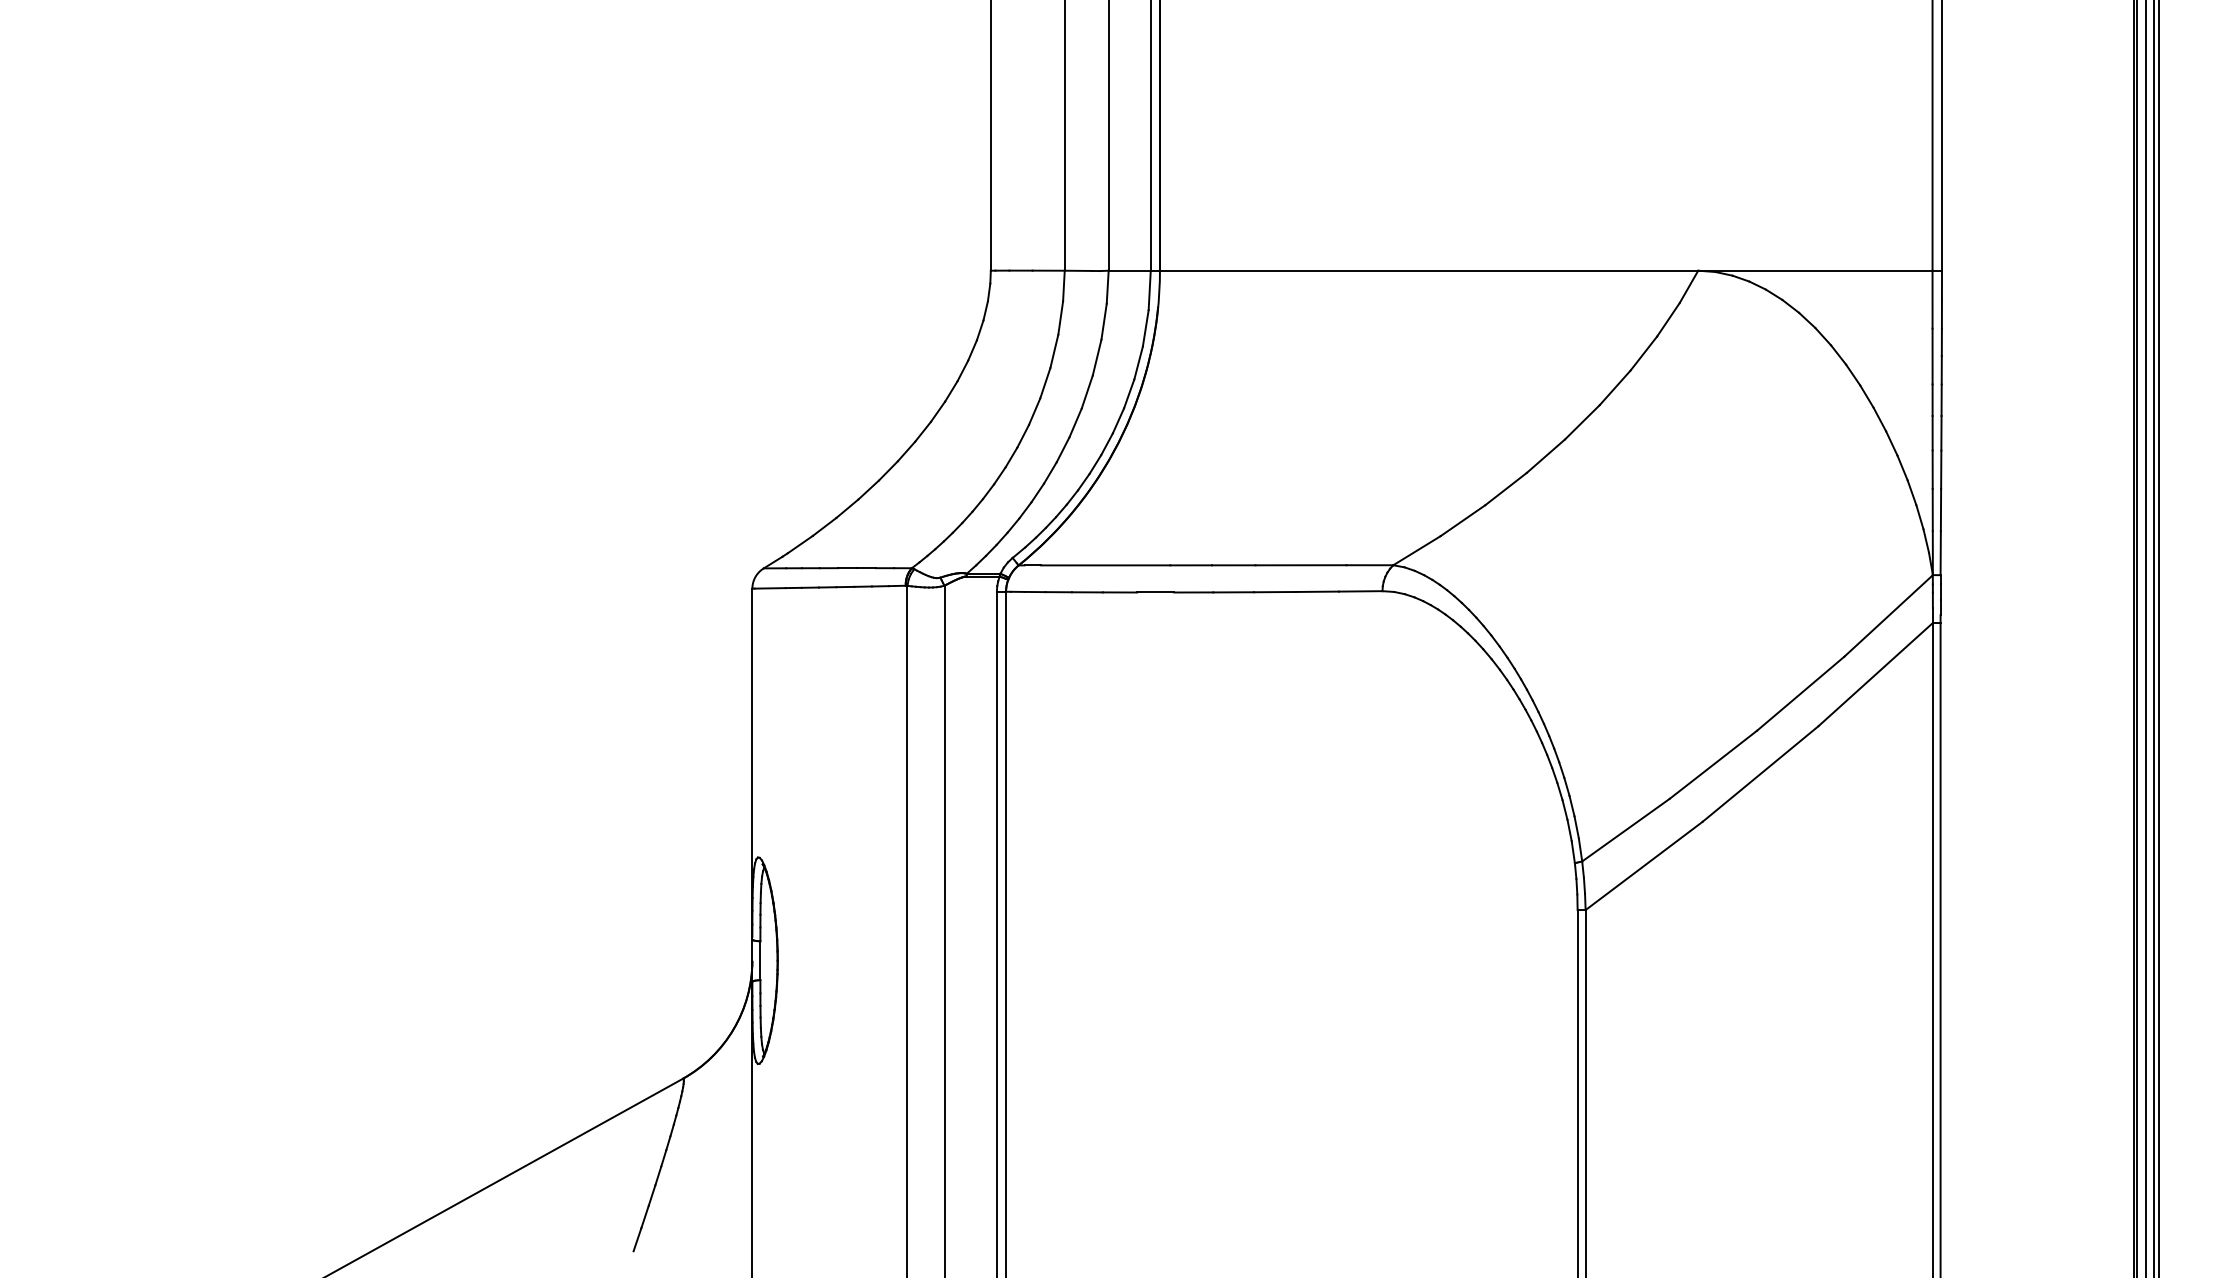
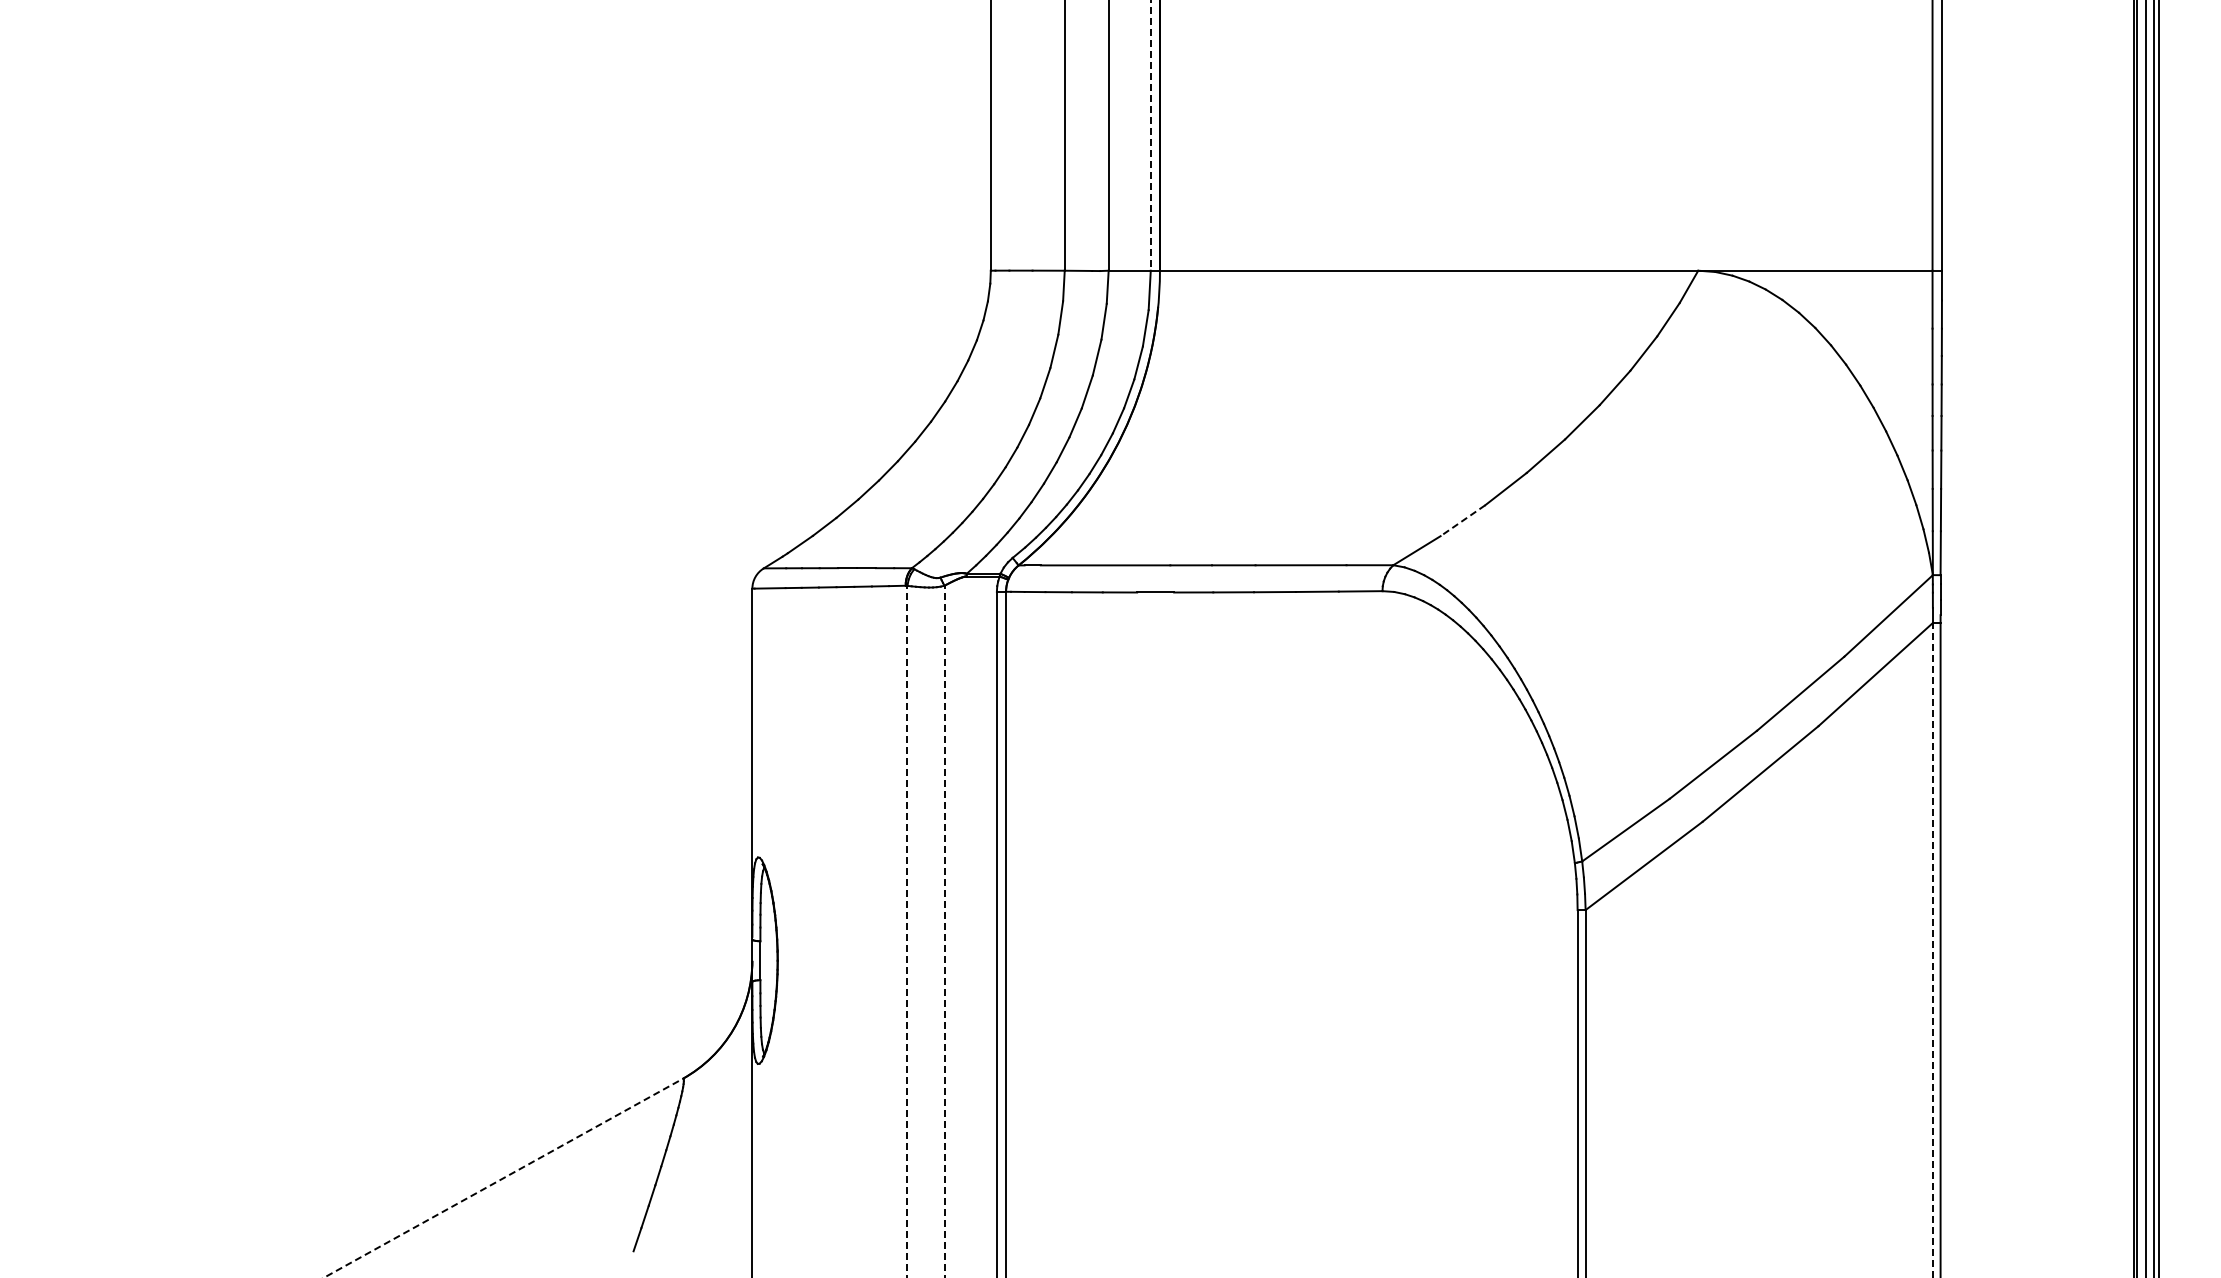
line: solid -> dashed (1150, 135)
line: solid -> dashed (1462, 521)
line: solid -> dashed (907, 931)
line: solid -> dashed (944, 931)
line: solid -> dashed (1932, 949)
line: solid -> dashed (503, 1178)
